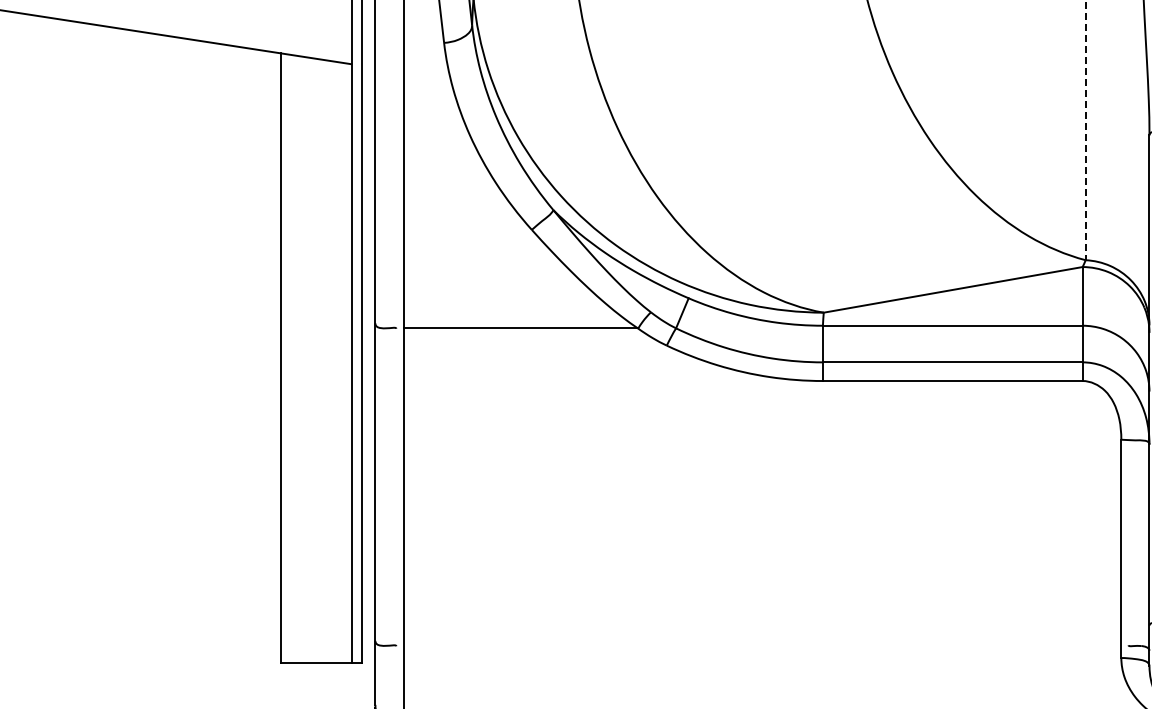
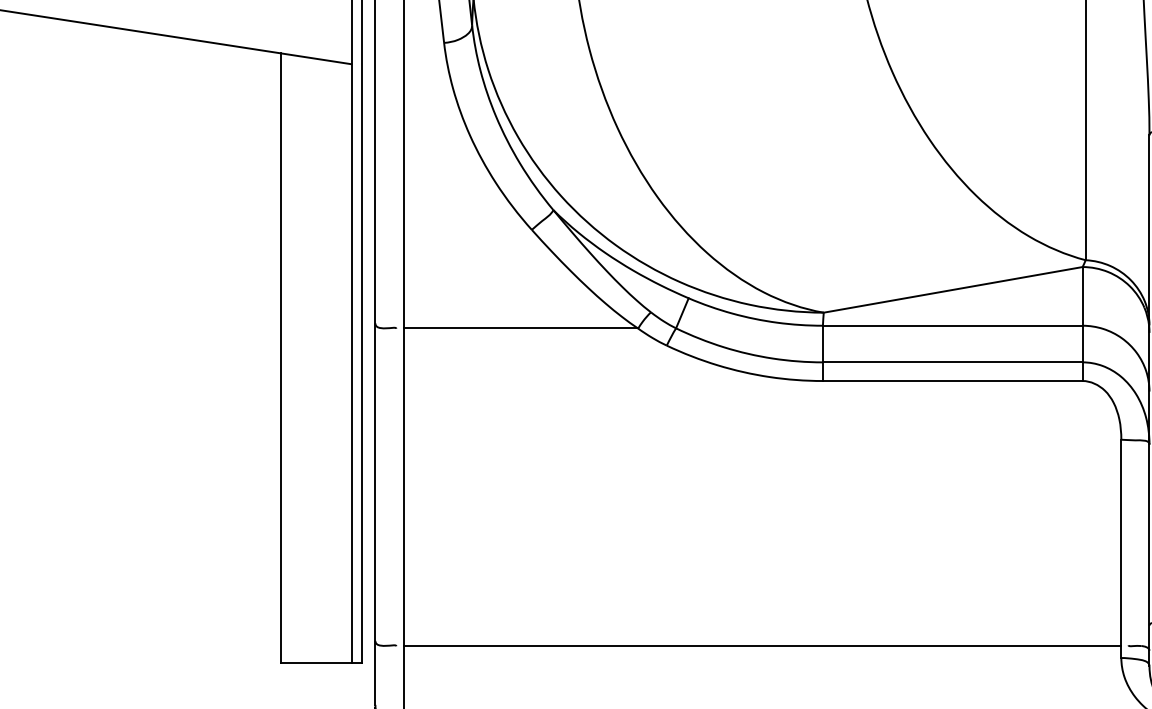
line: dashed -> solid (1085, 130)
line: none -> present (762, 645)
